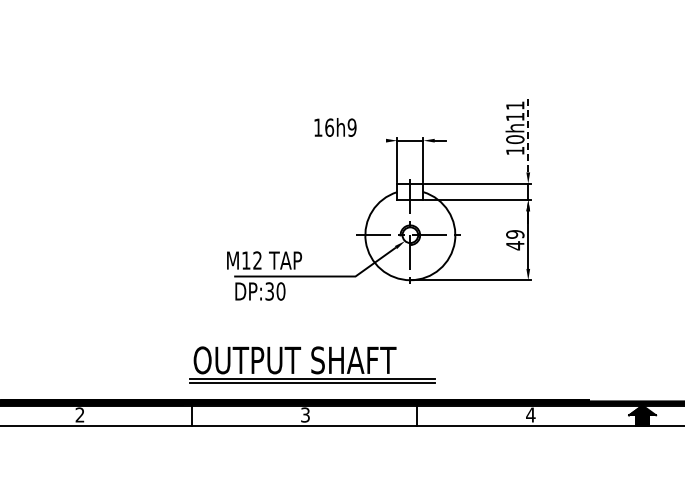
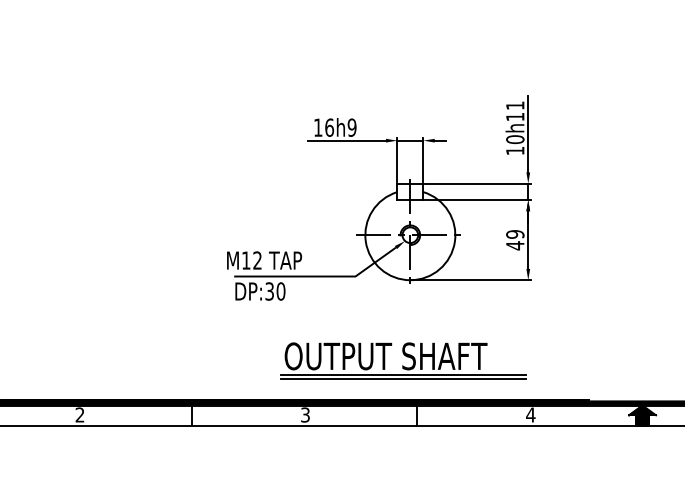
line: dashed -> solid (528, 133)
line: none -> present (346, 140)
part position: (312, 364) -> (403, 360) (403, 360)
